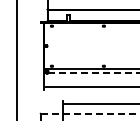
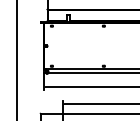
line: dashed -> solid (93, 73)
line: dashed -> solid (90, 113)
